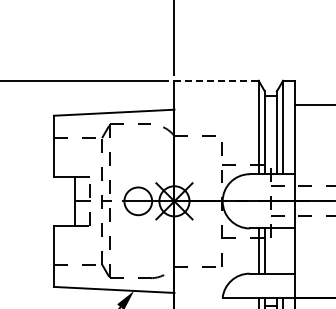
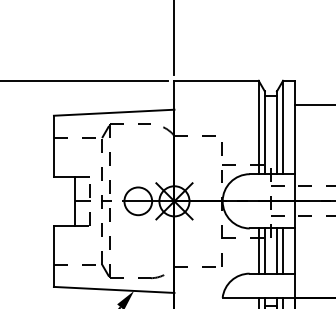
line: dashed -> solid (217, 80)
line: none -> present (276, 250)
line: none -> present (283, 250)
